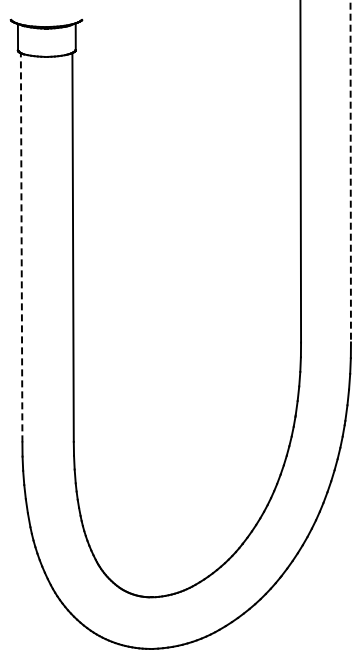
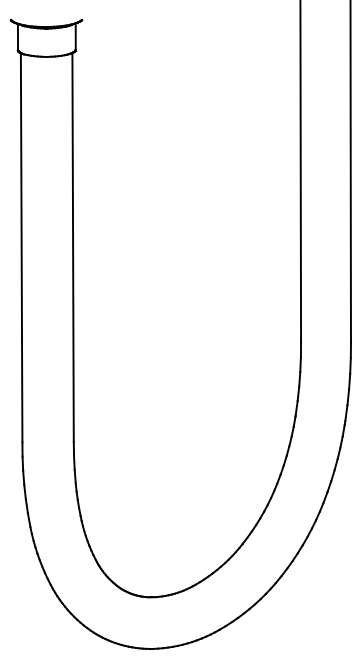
line: dashed -> solid (350, 171)
line: dashed -> solid (21, 247)
